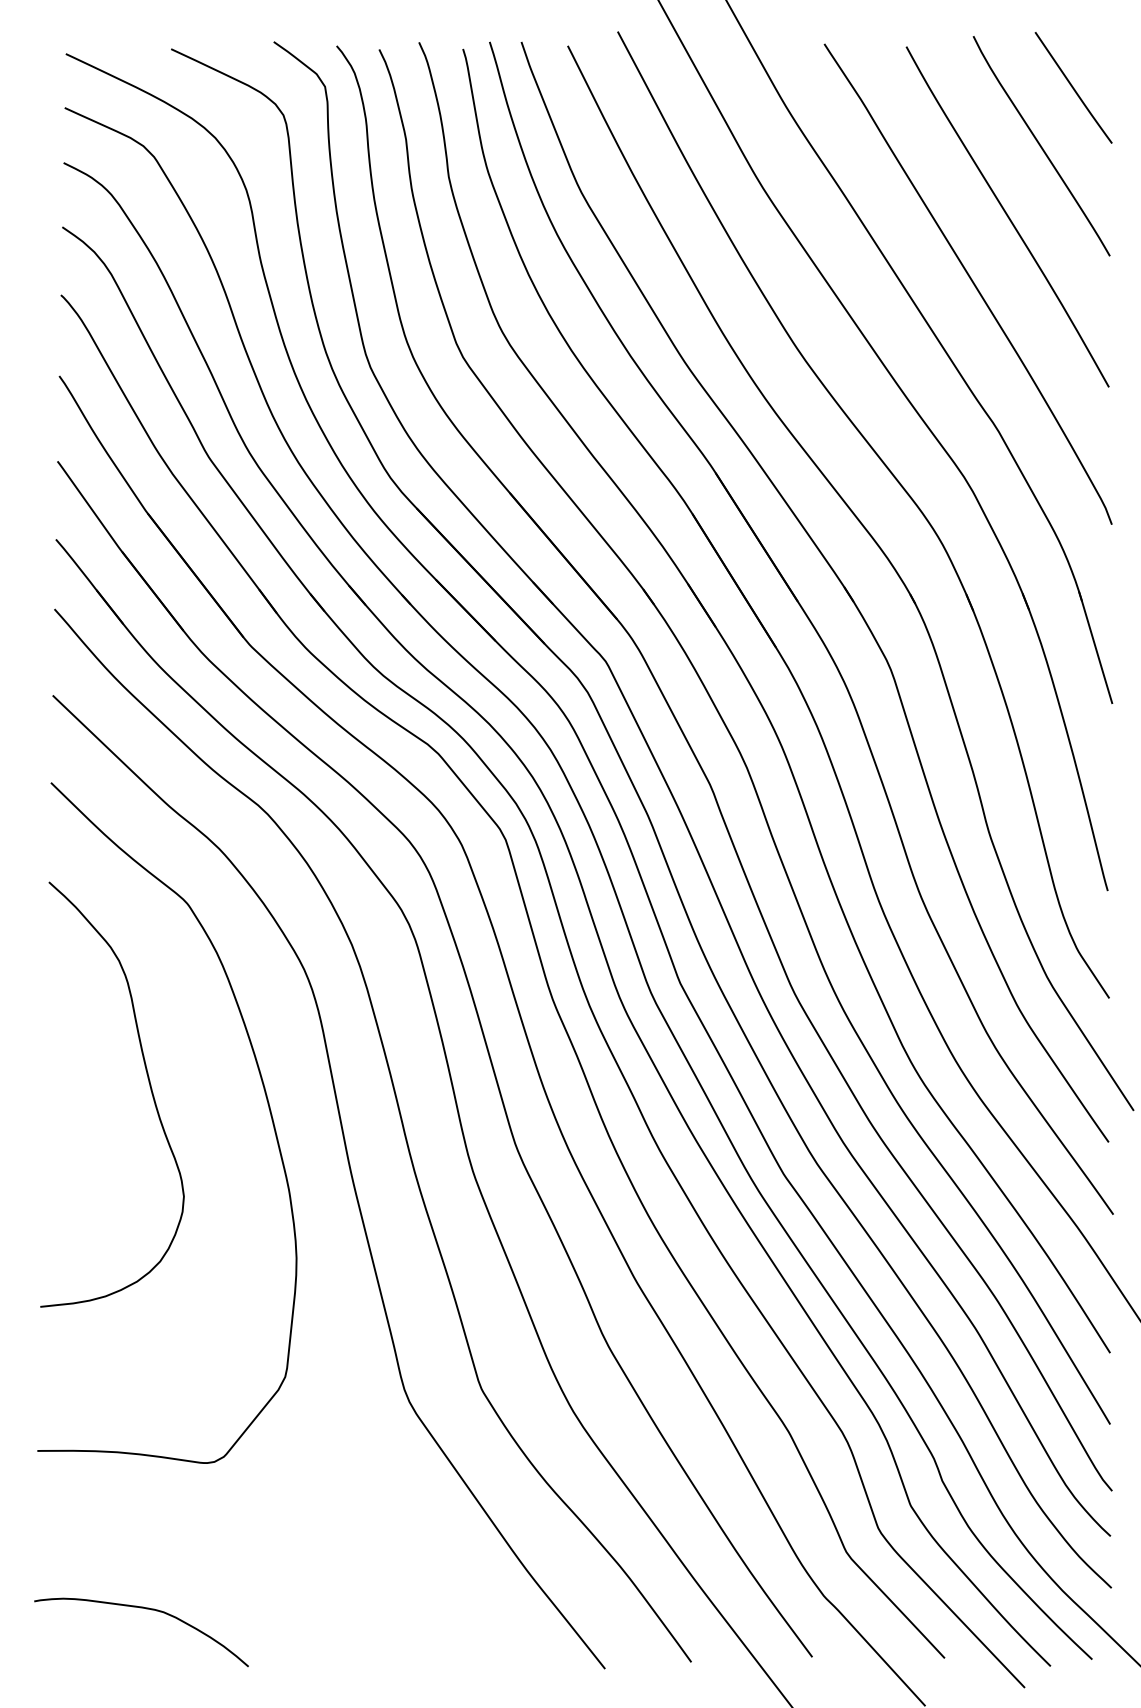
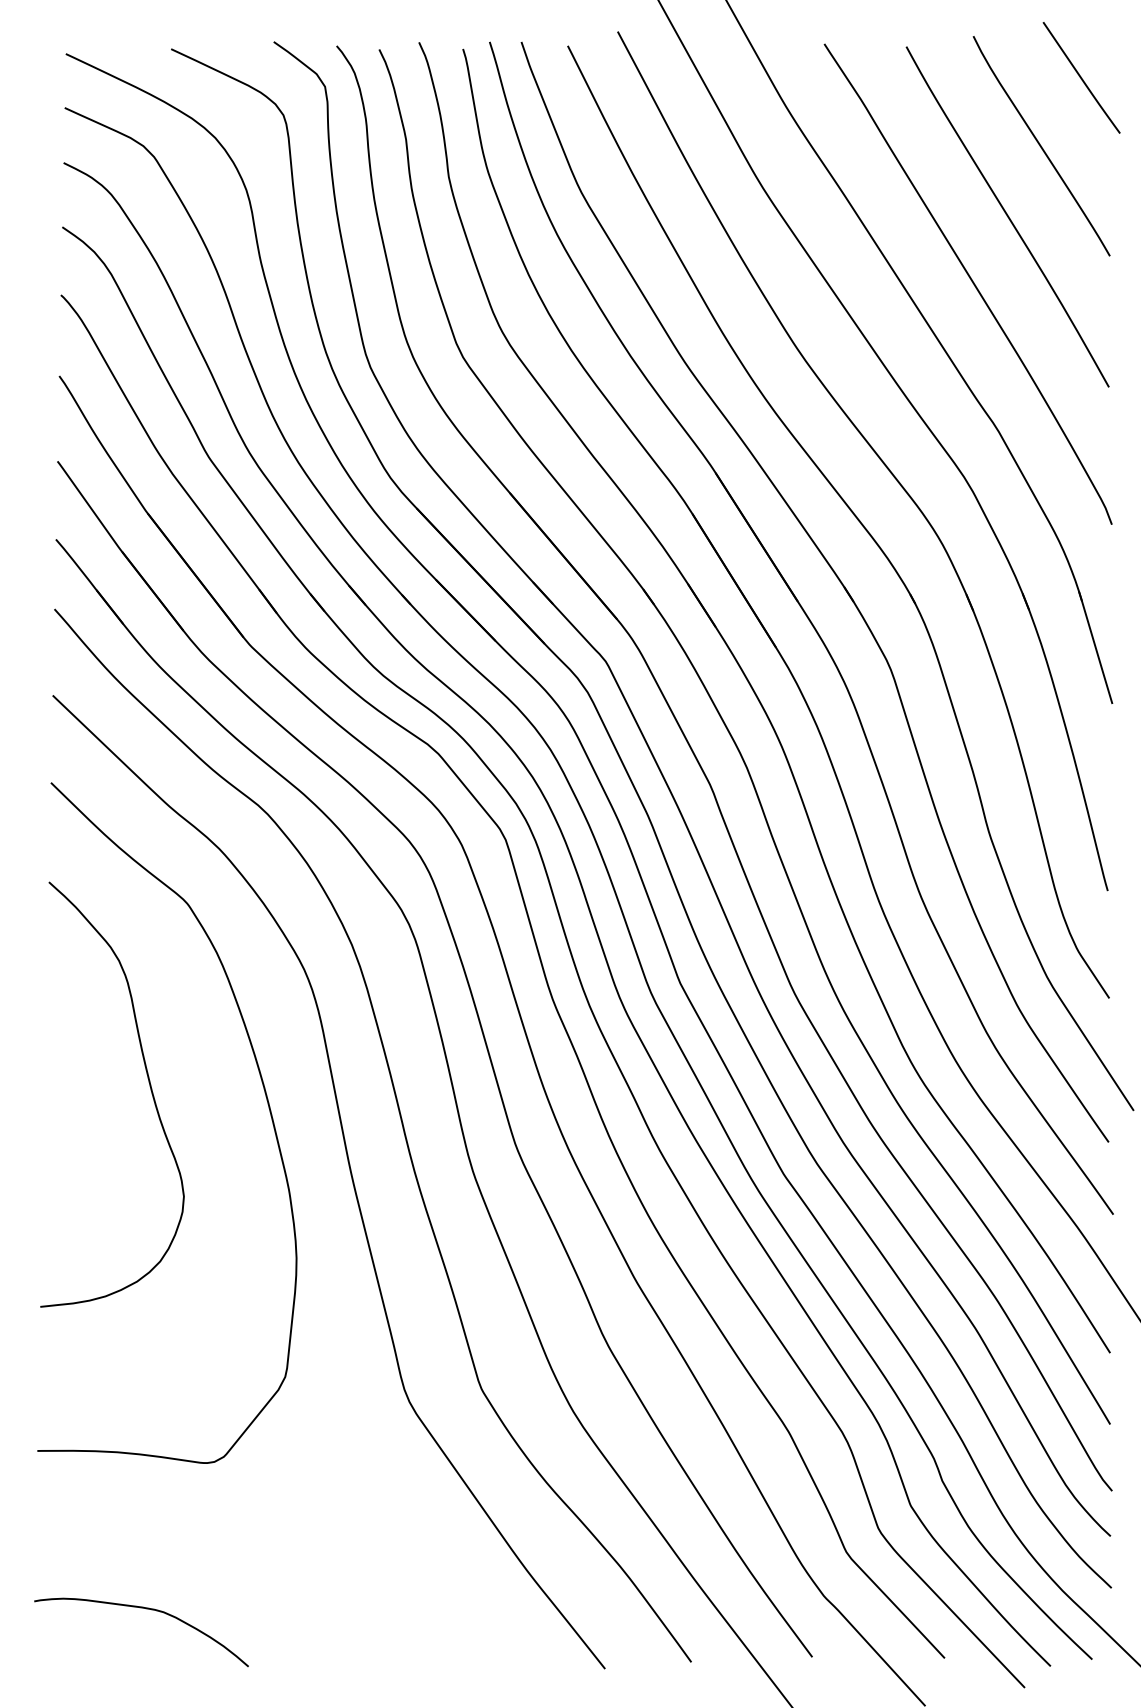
line position: (1073, 87) -> (1081, 77) (1081, 77)
